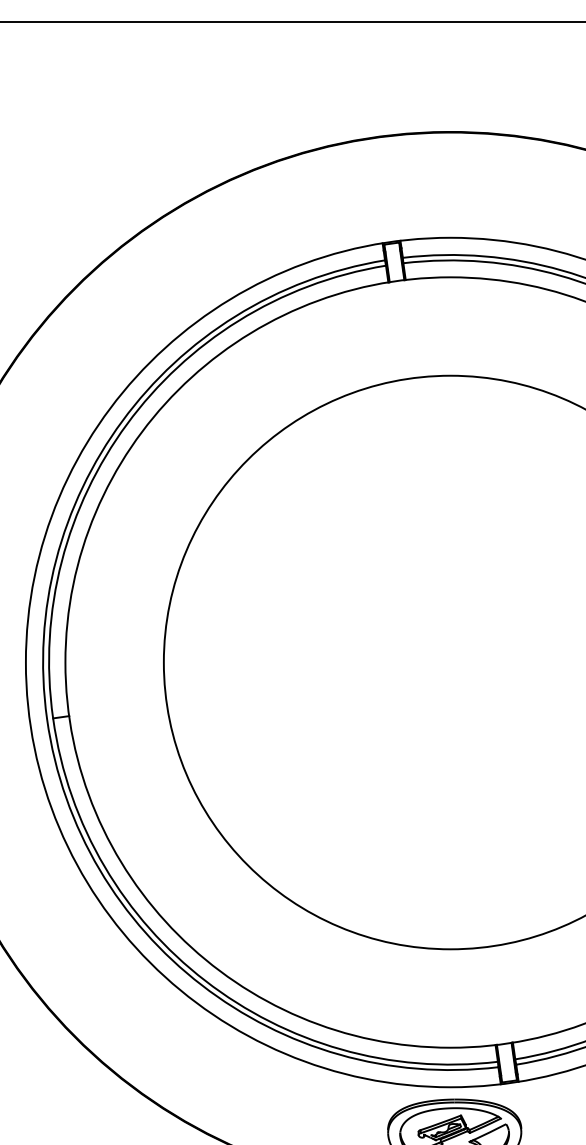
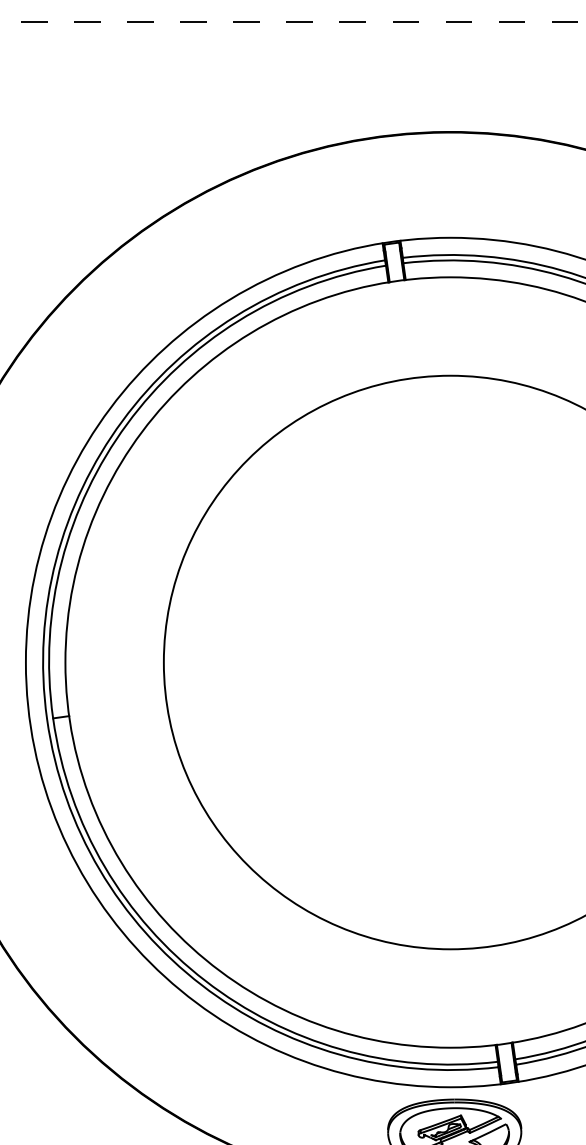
line: solid -> dashed (293, 22)
